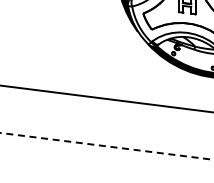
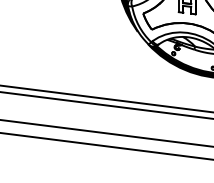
line: none -> present (106, 105)
line: none -> present (106, 133)
line: dashed -> solid (107, 146)
